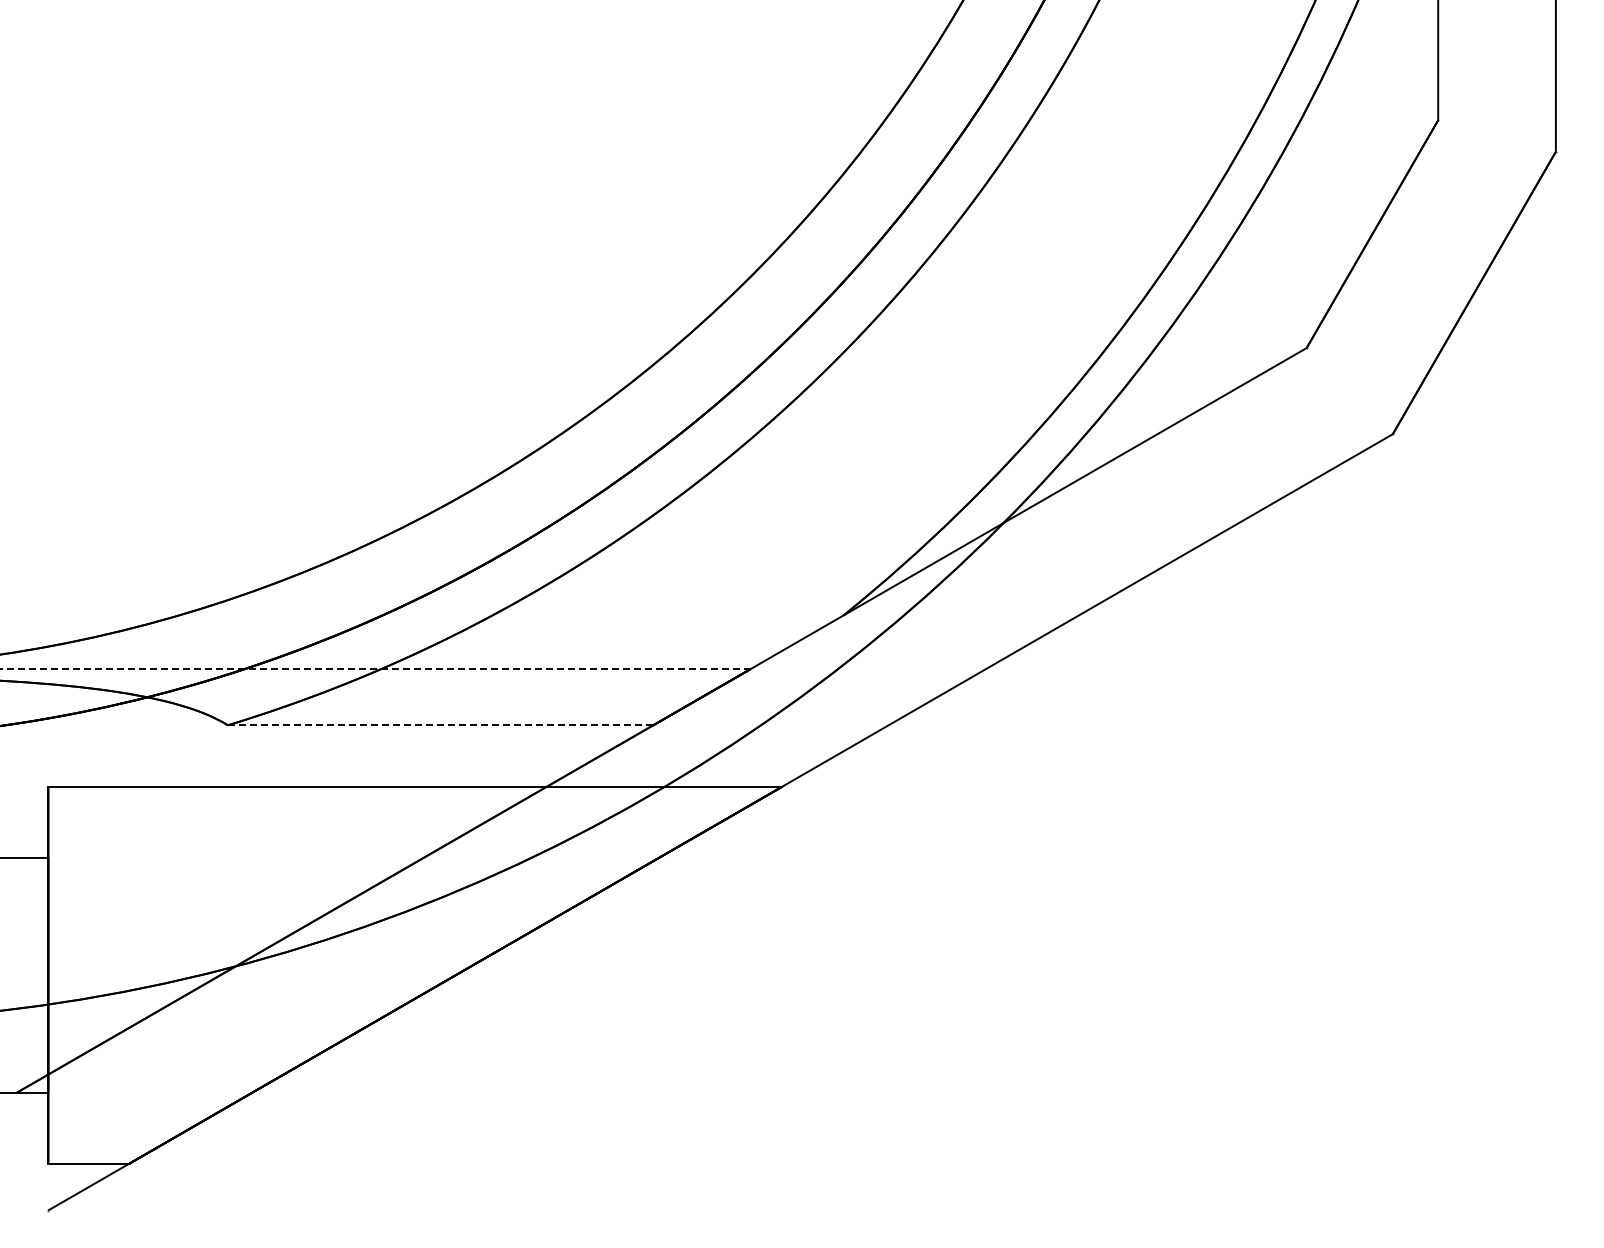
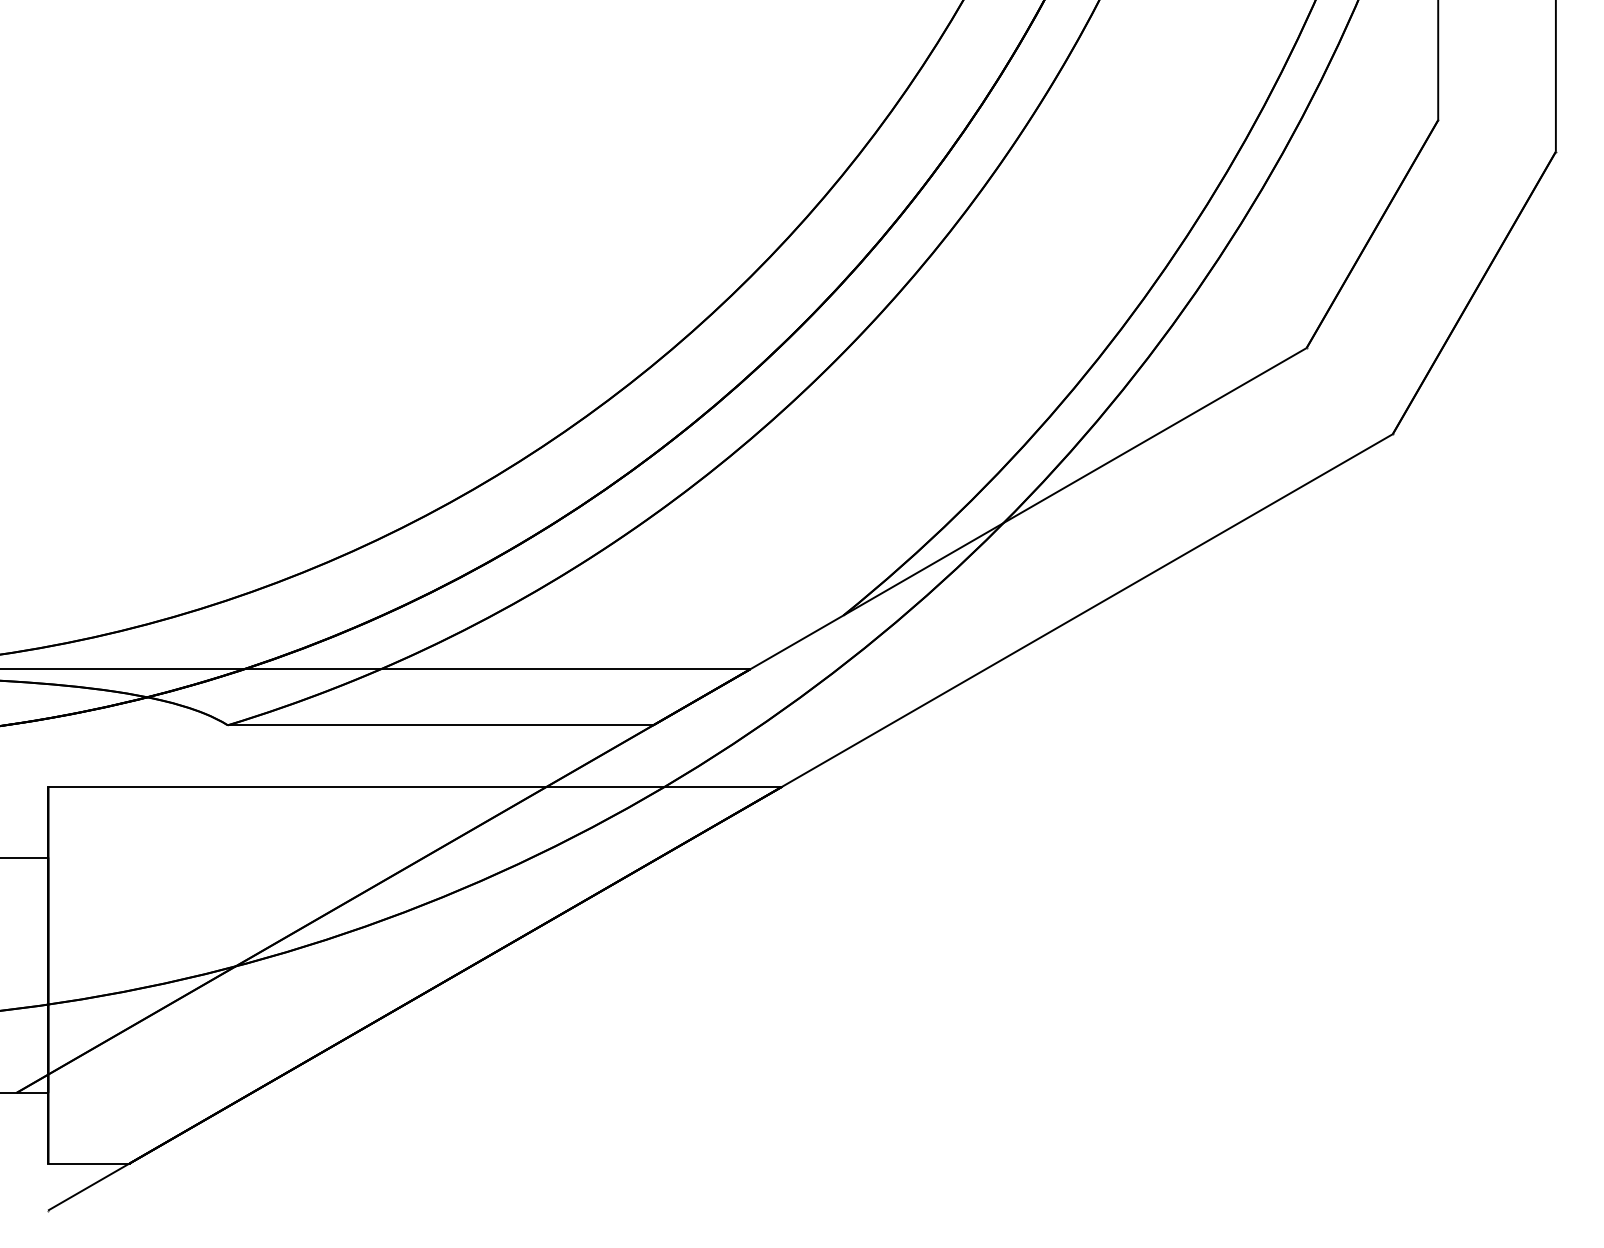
line: dashed -> solid (375, 669)
line: dashed -> solid (440, 725)
